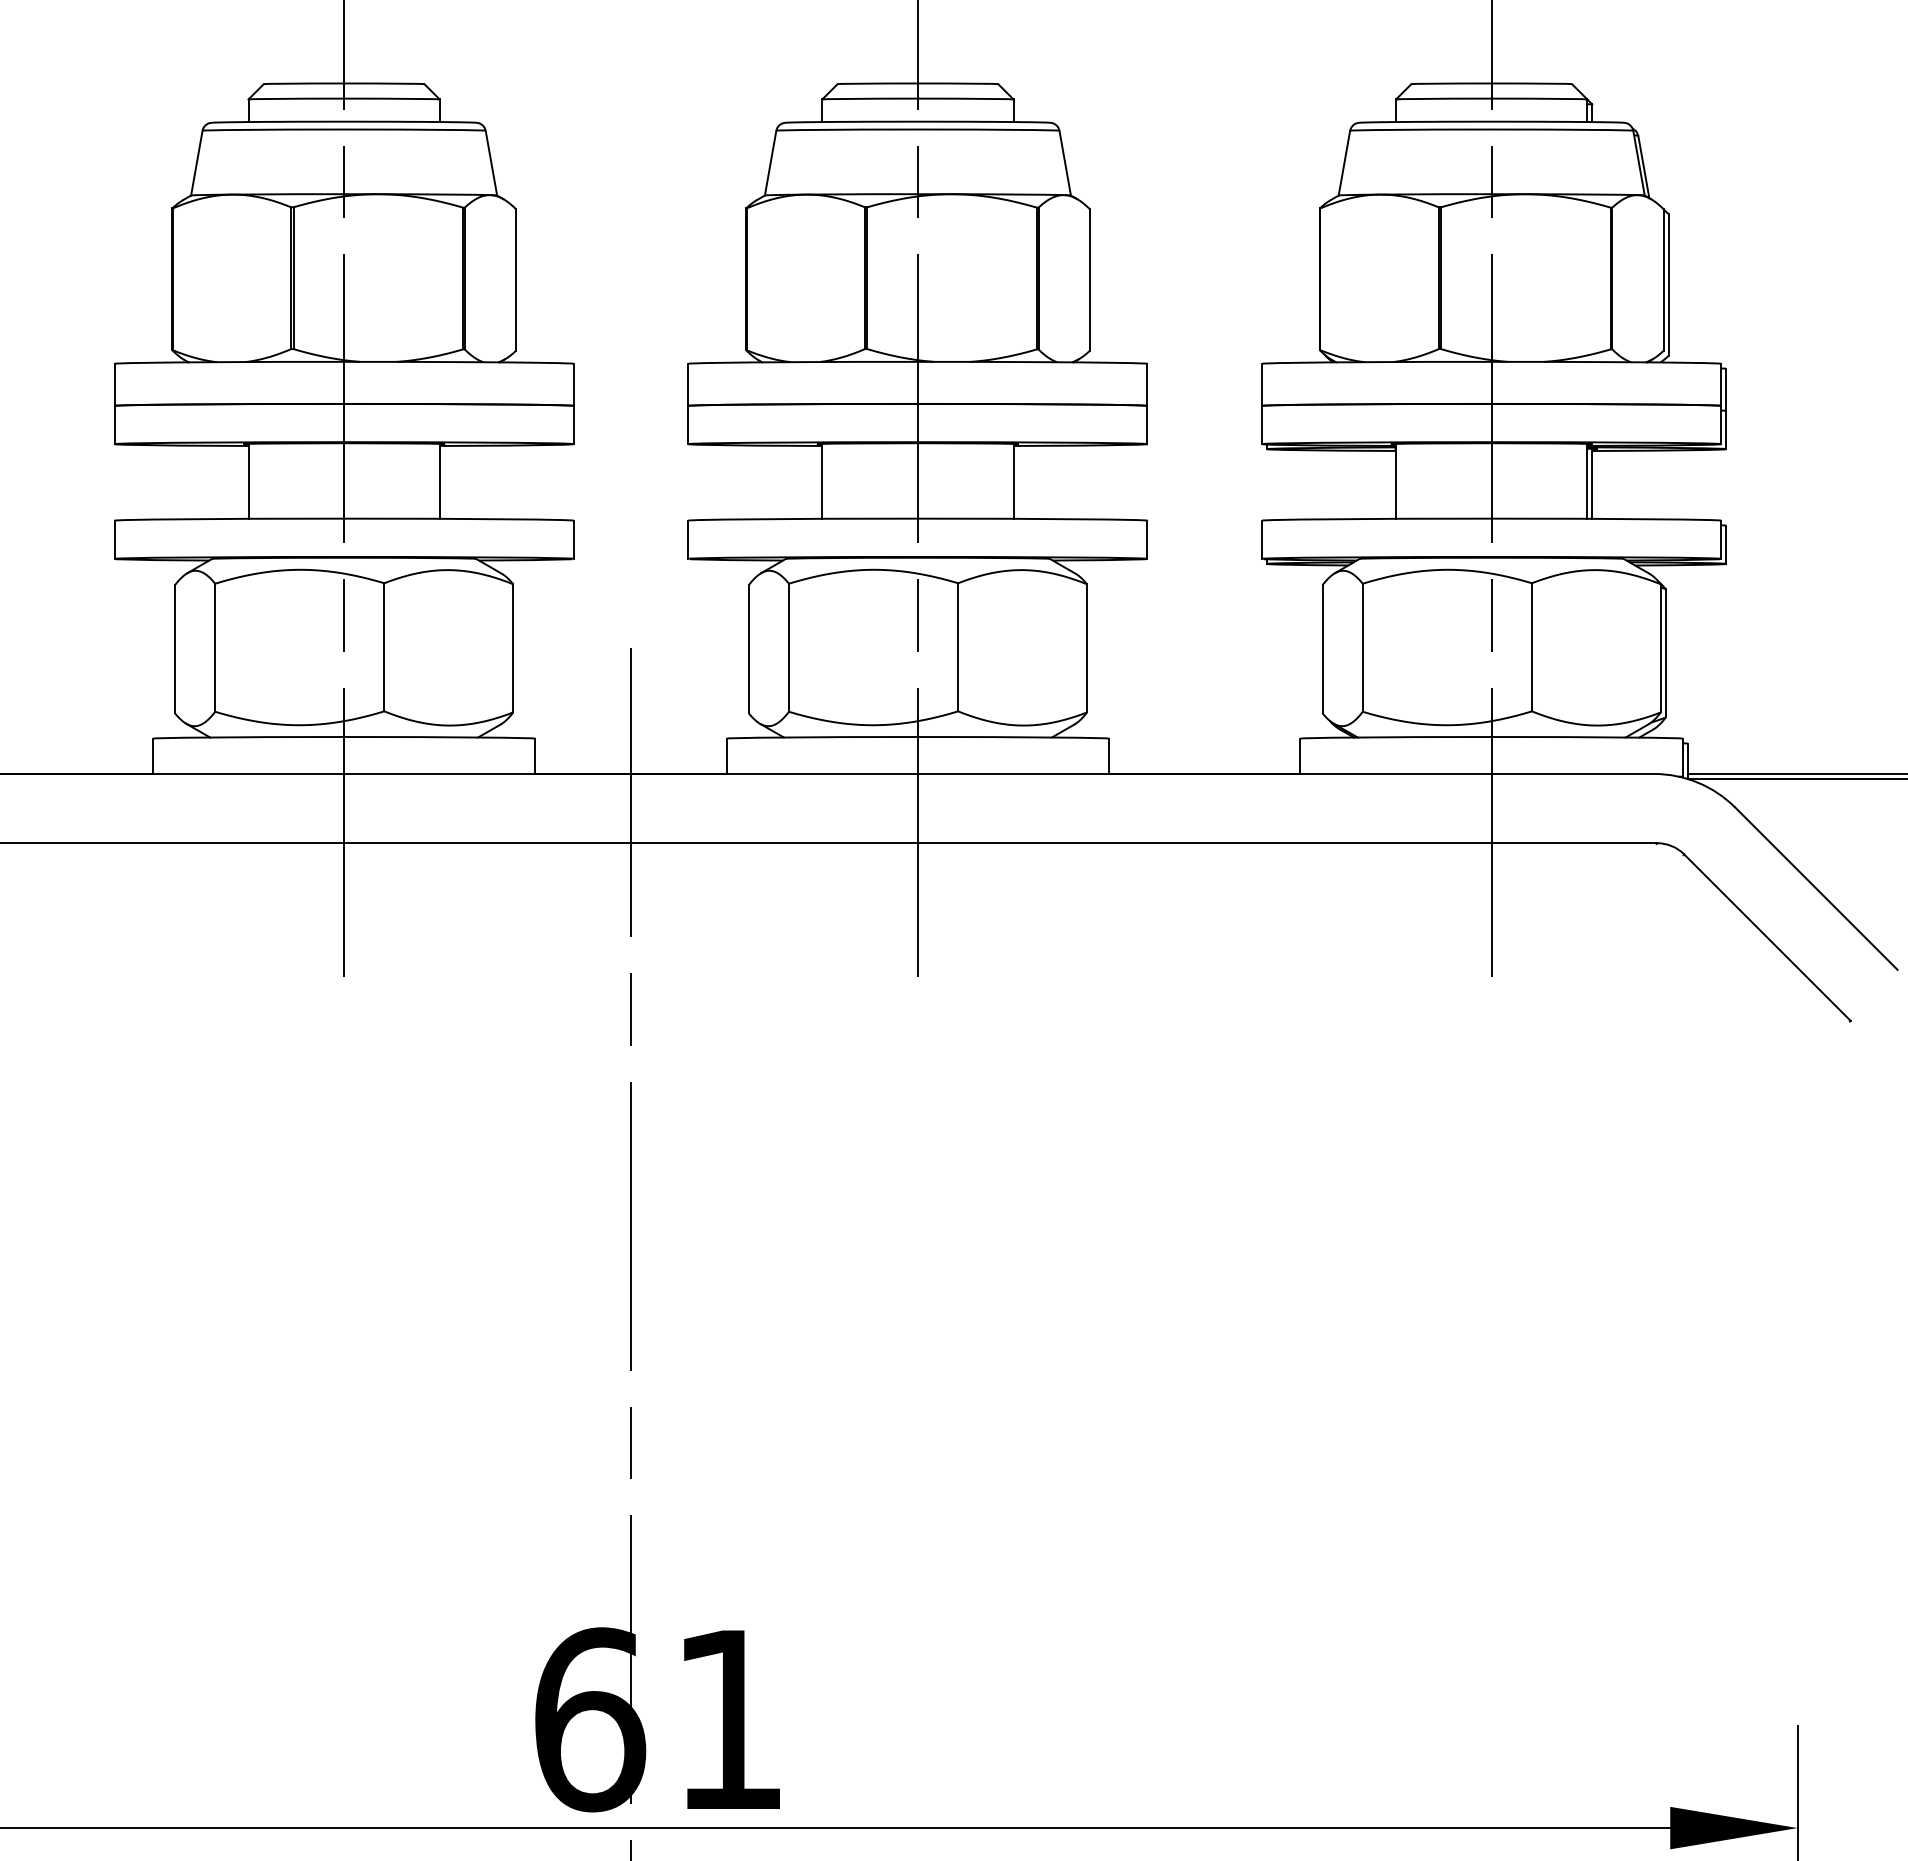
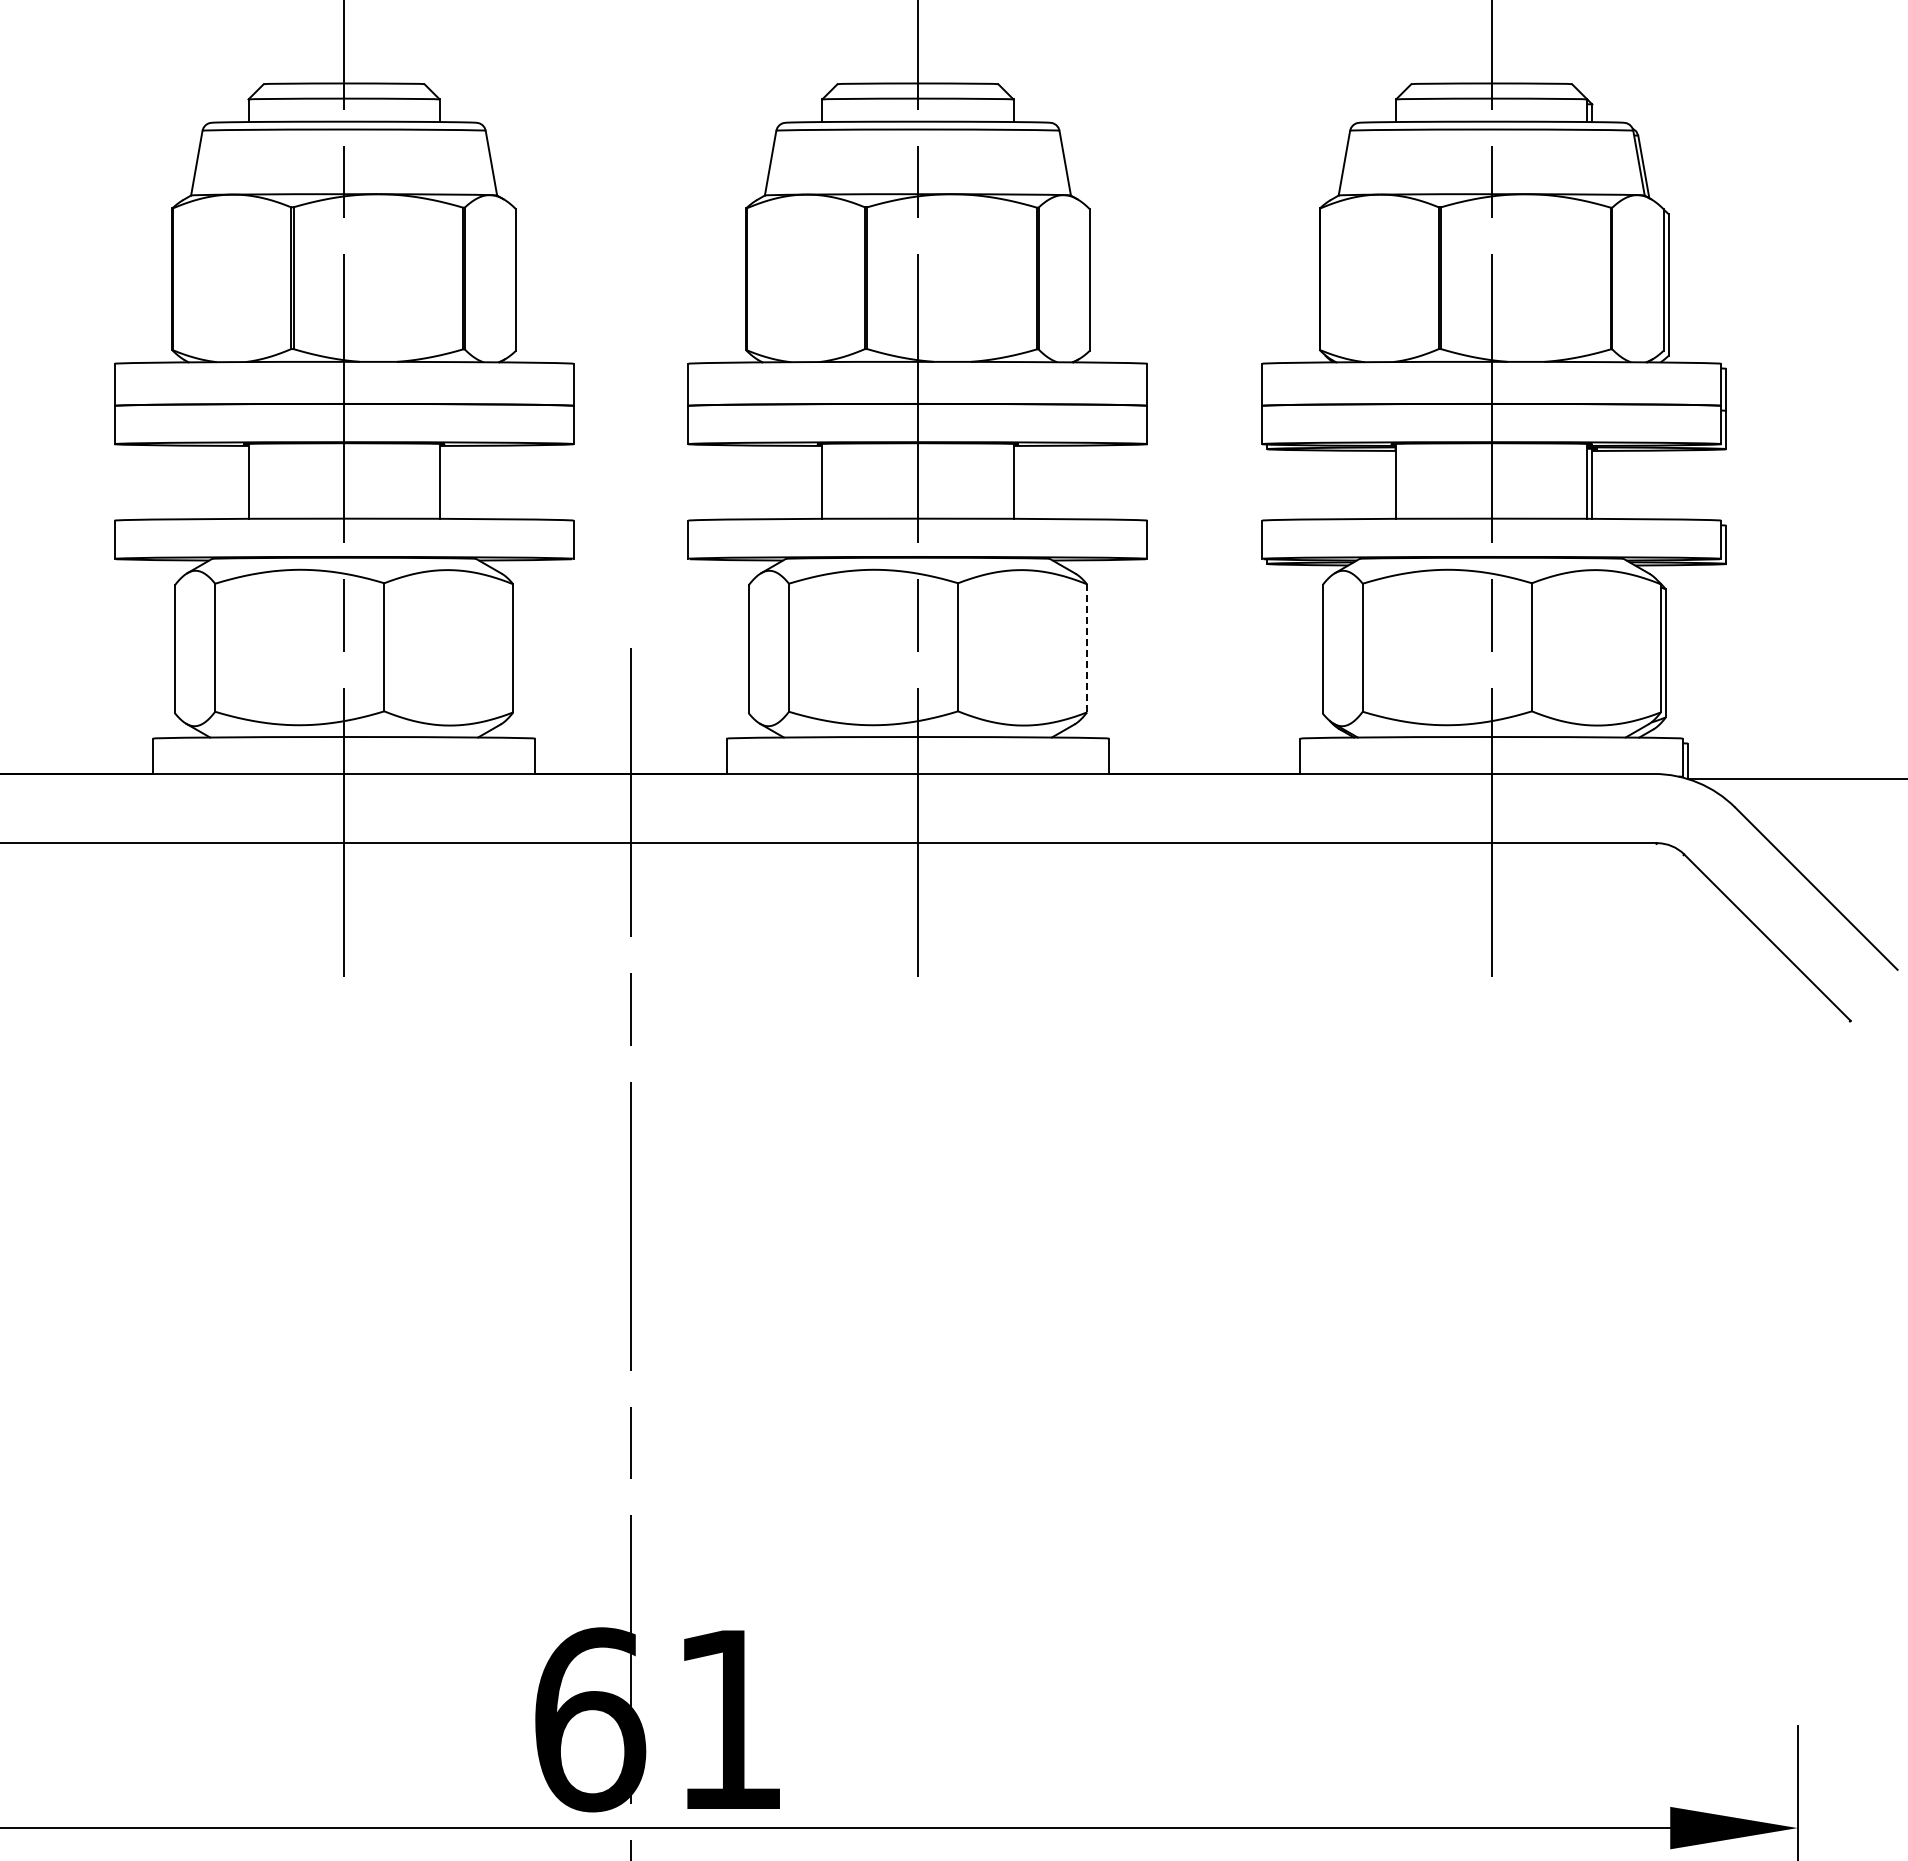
line: solid -> dashed (1087, 647)
line: present -> none (1795, 773)
